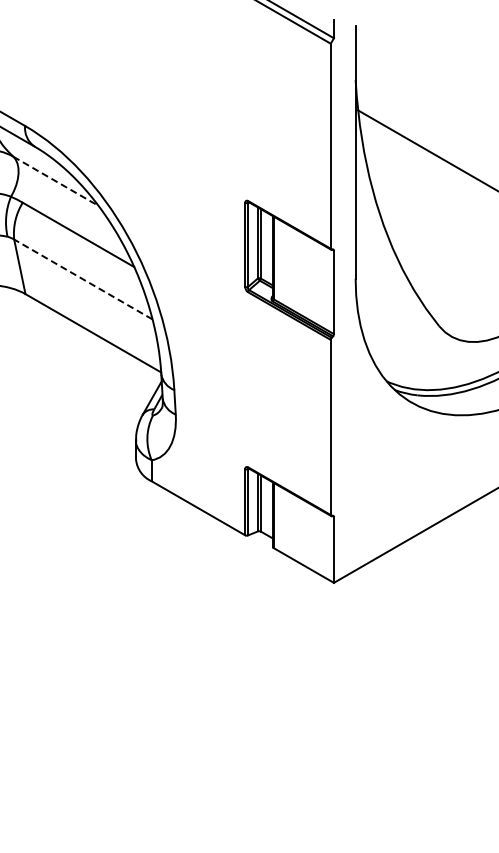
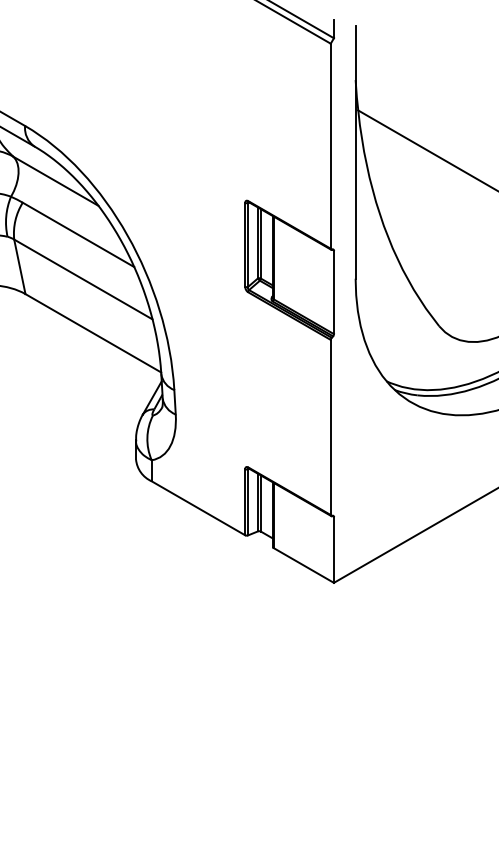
line: dashed -> solid (56, 181)
line: dashed -> solid (83, 279)
